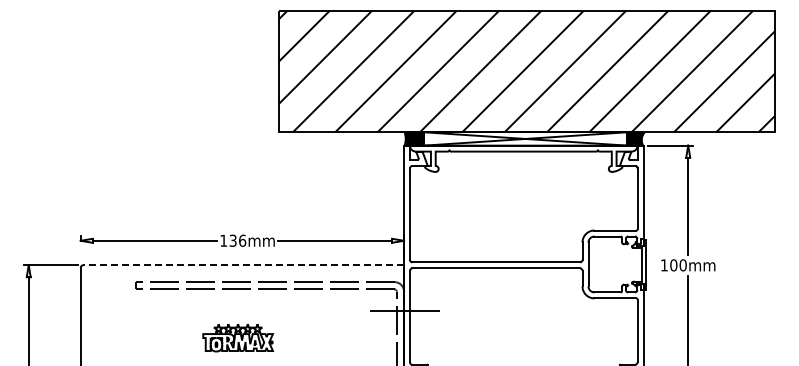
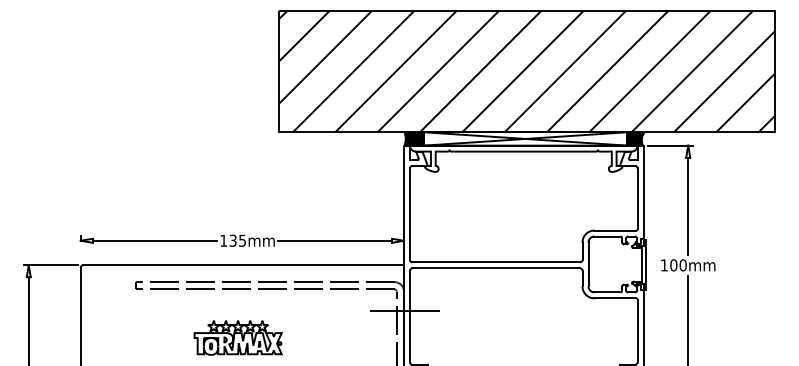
text: 136mm -> 135mm (242, 240)
line: dashed -> solid (243, 265)
part size: 73x29 px -> 90x36 px (237, 337)
